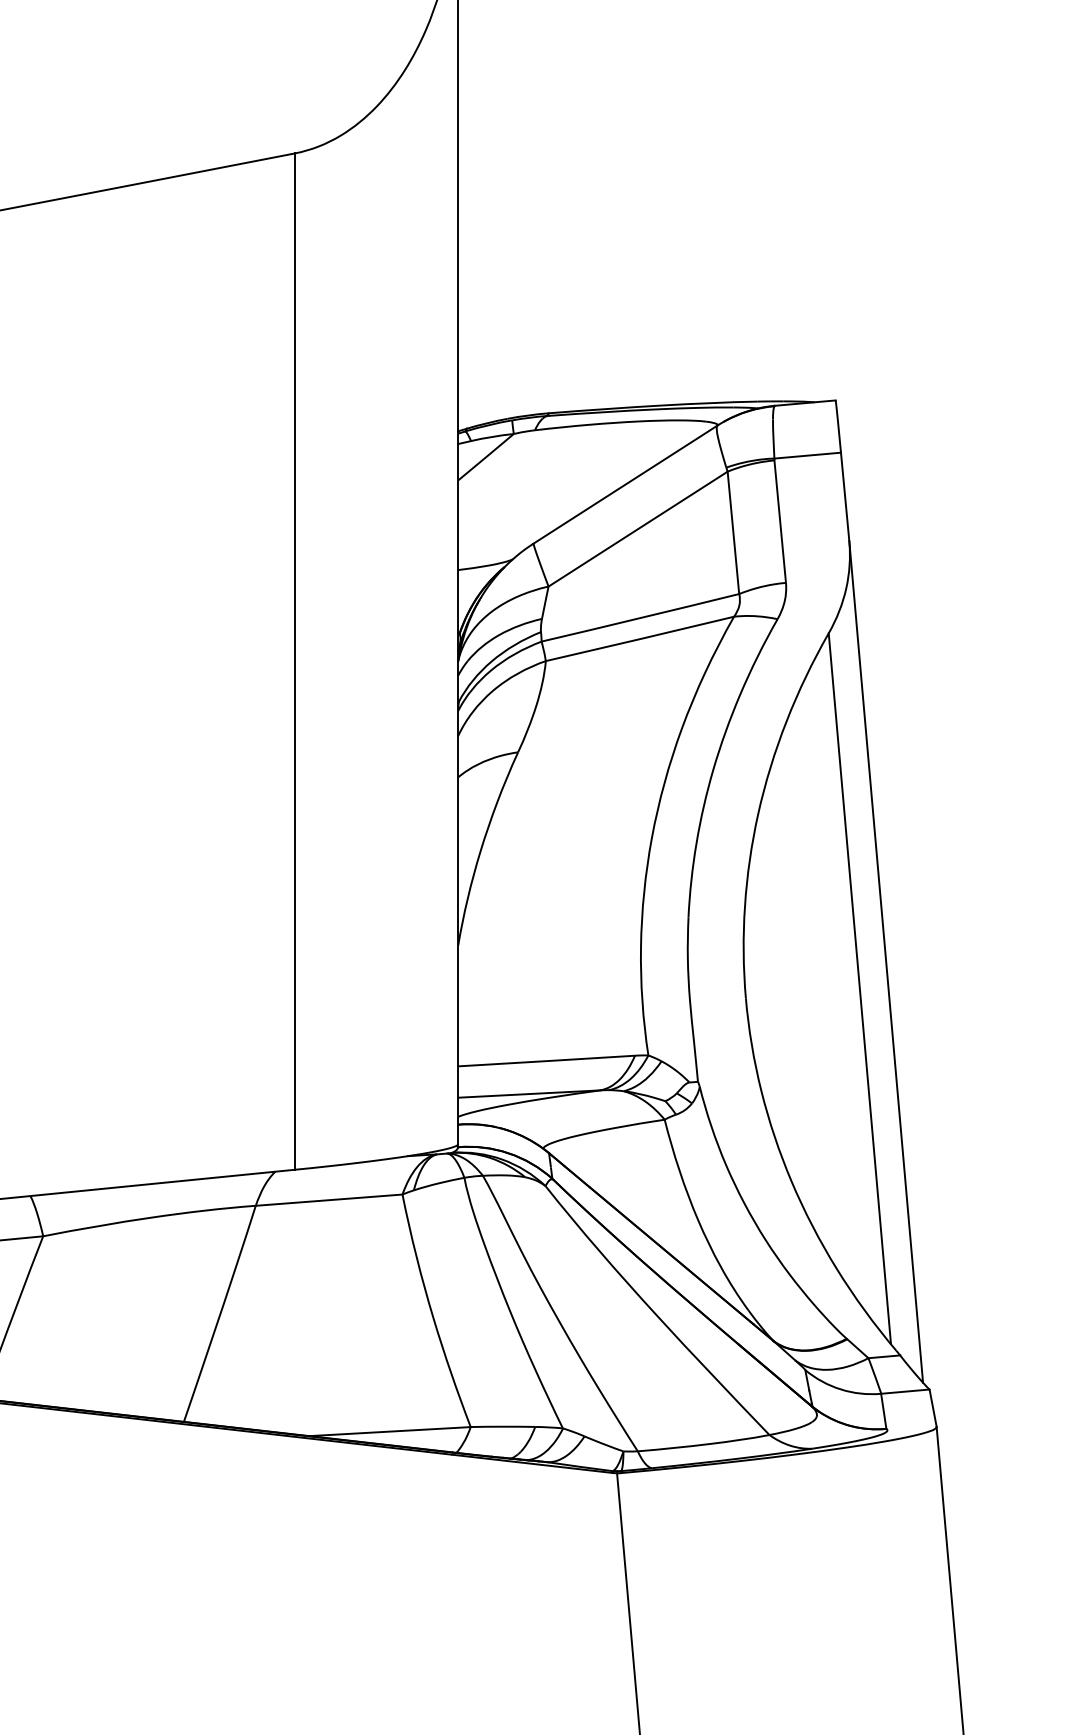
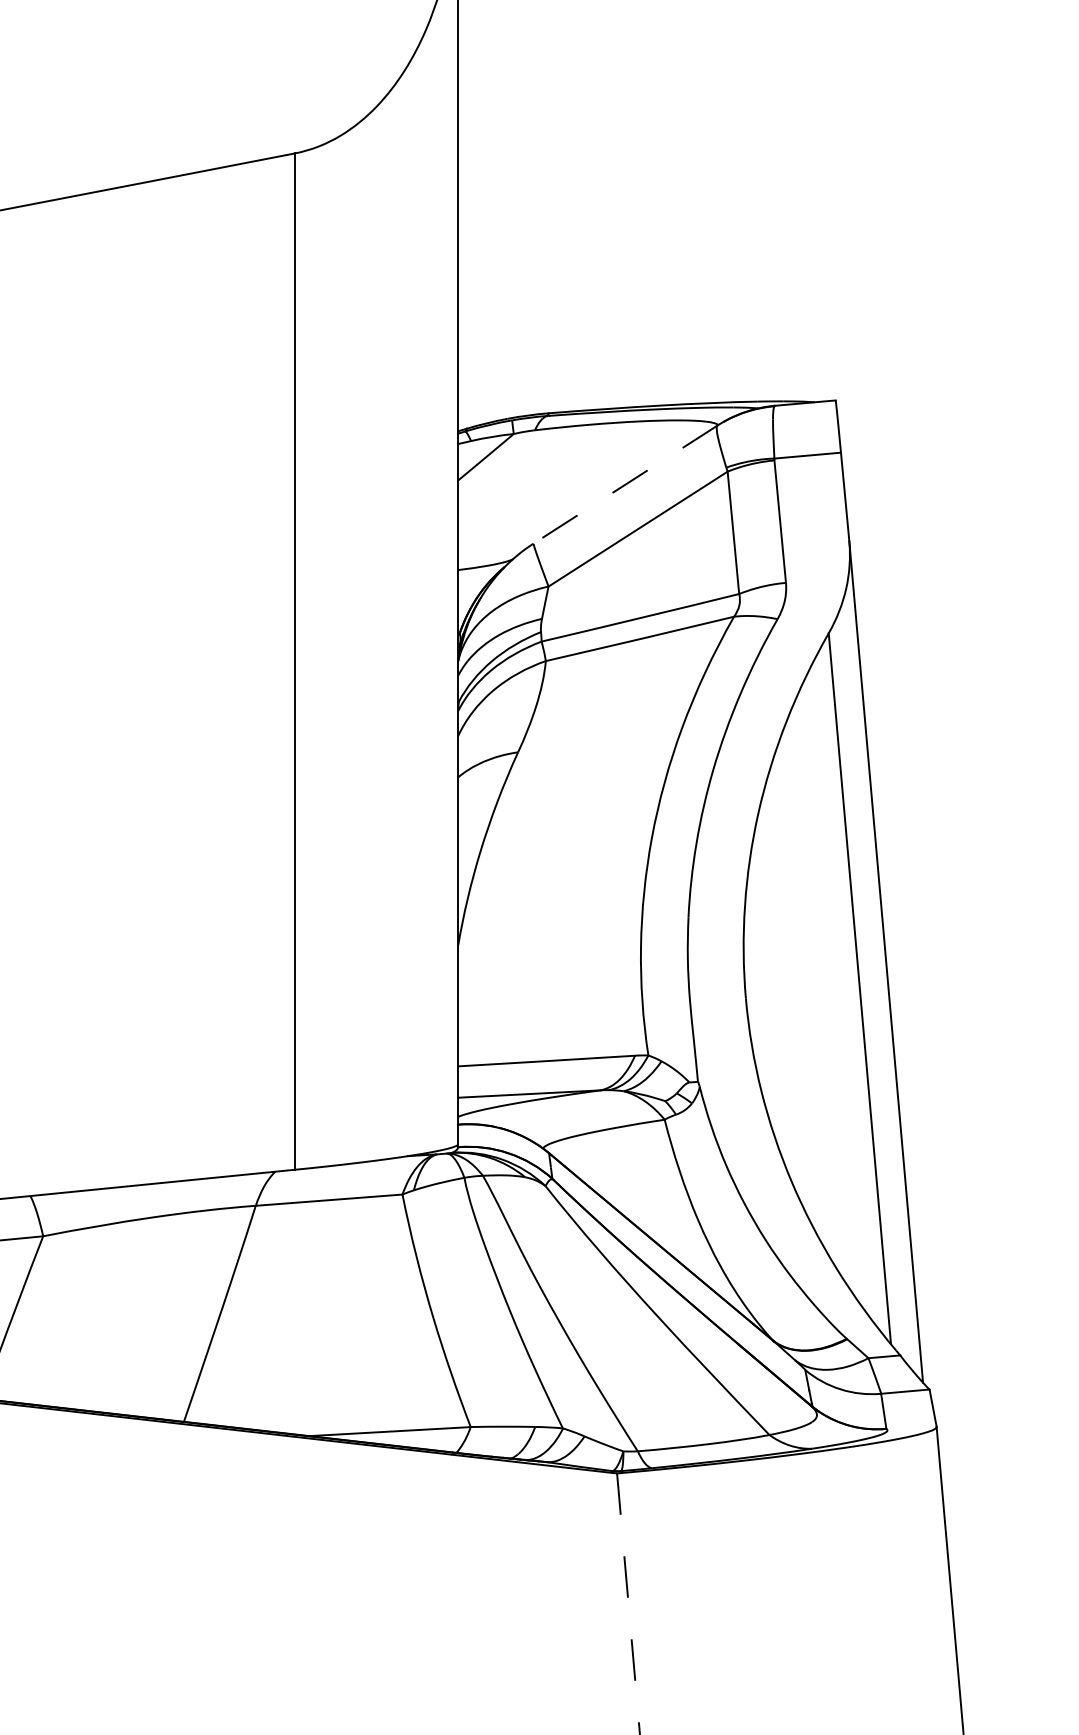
line: solid -> dashed (625, 484)
line: solid -> dashed (628, 1603)
